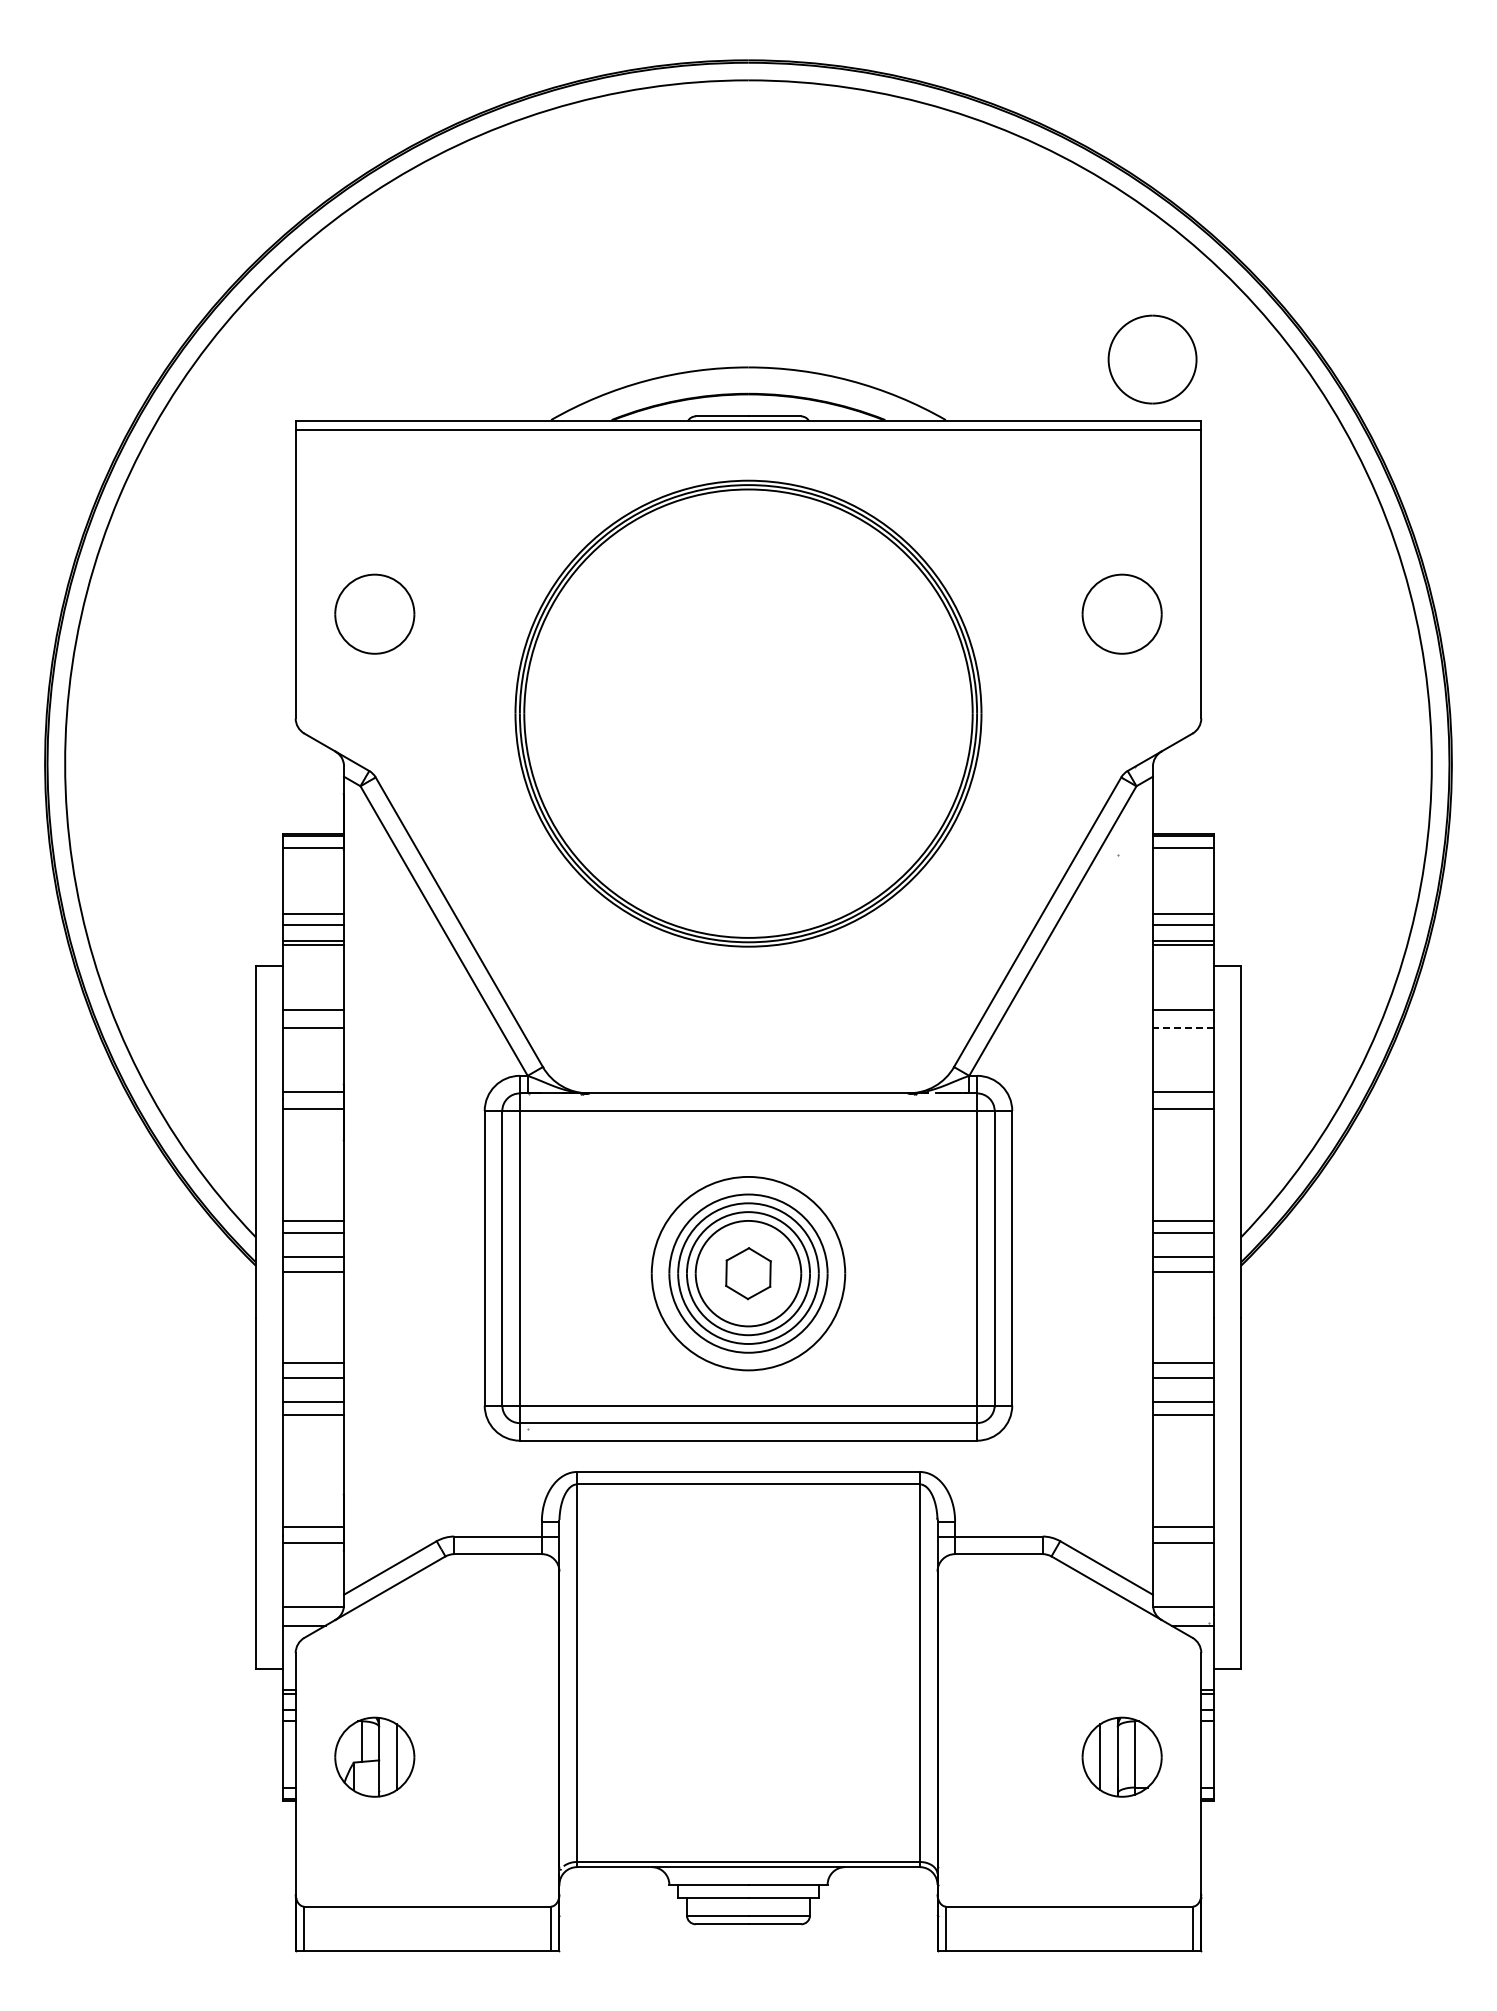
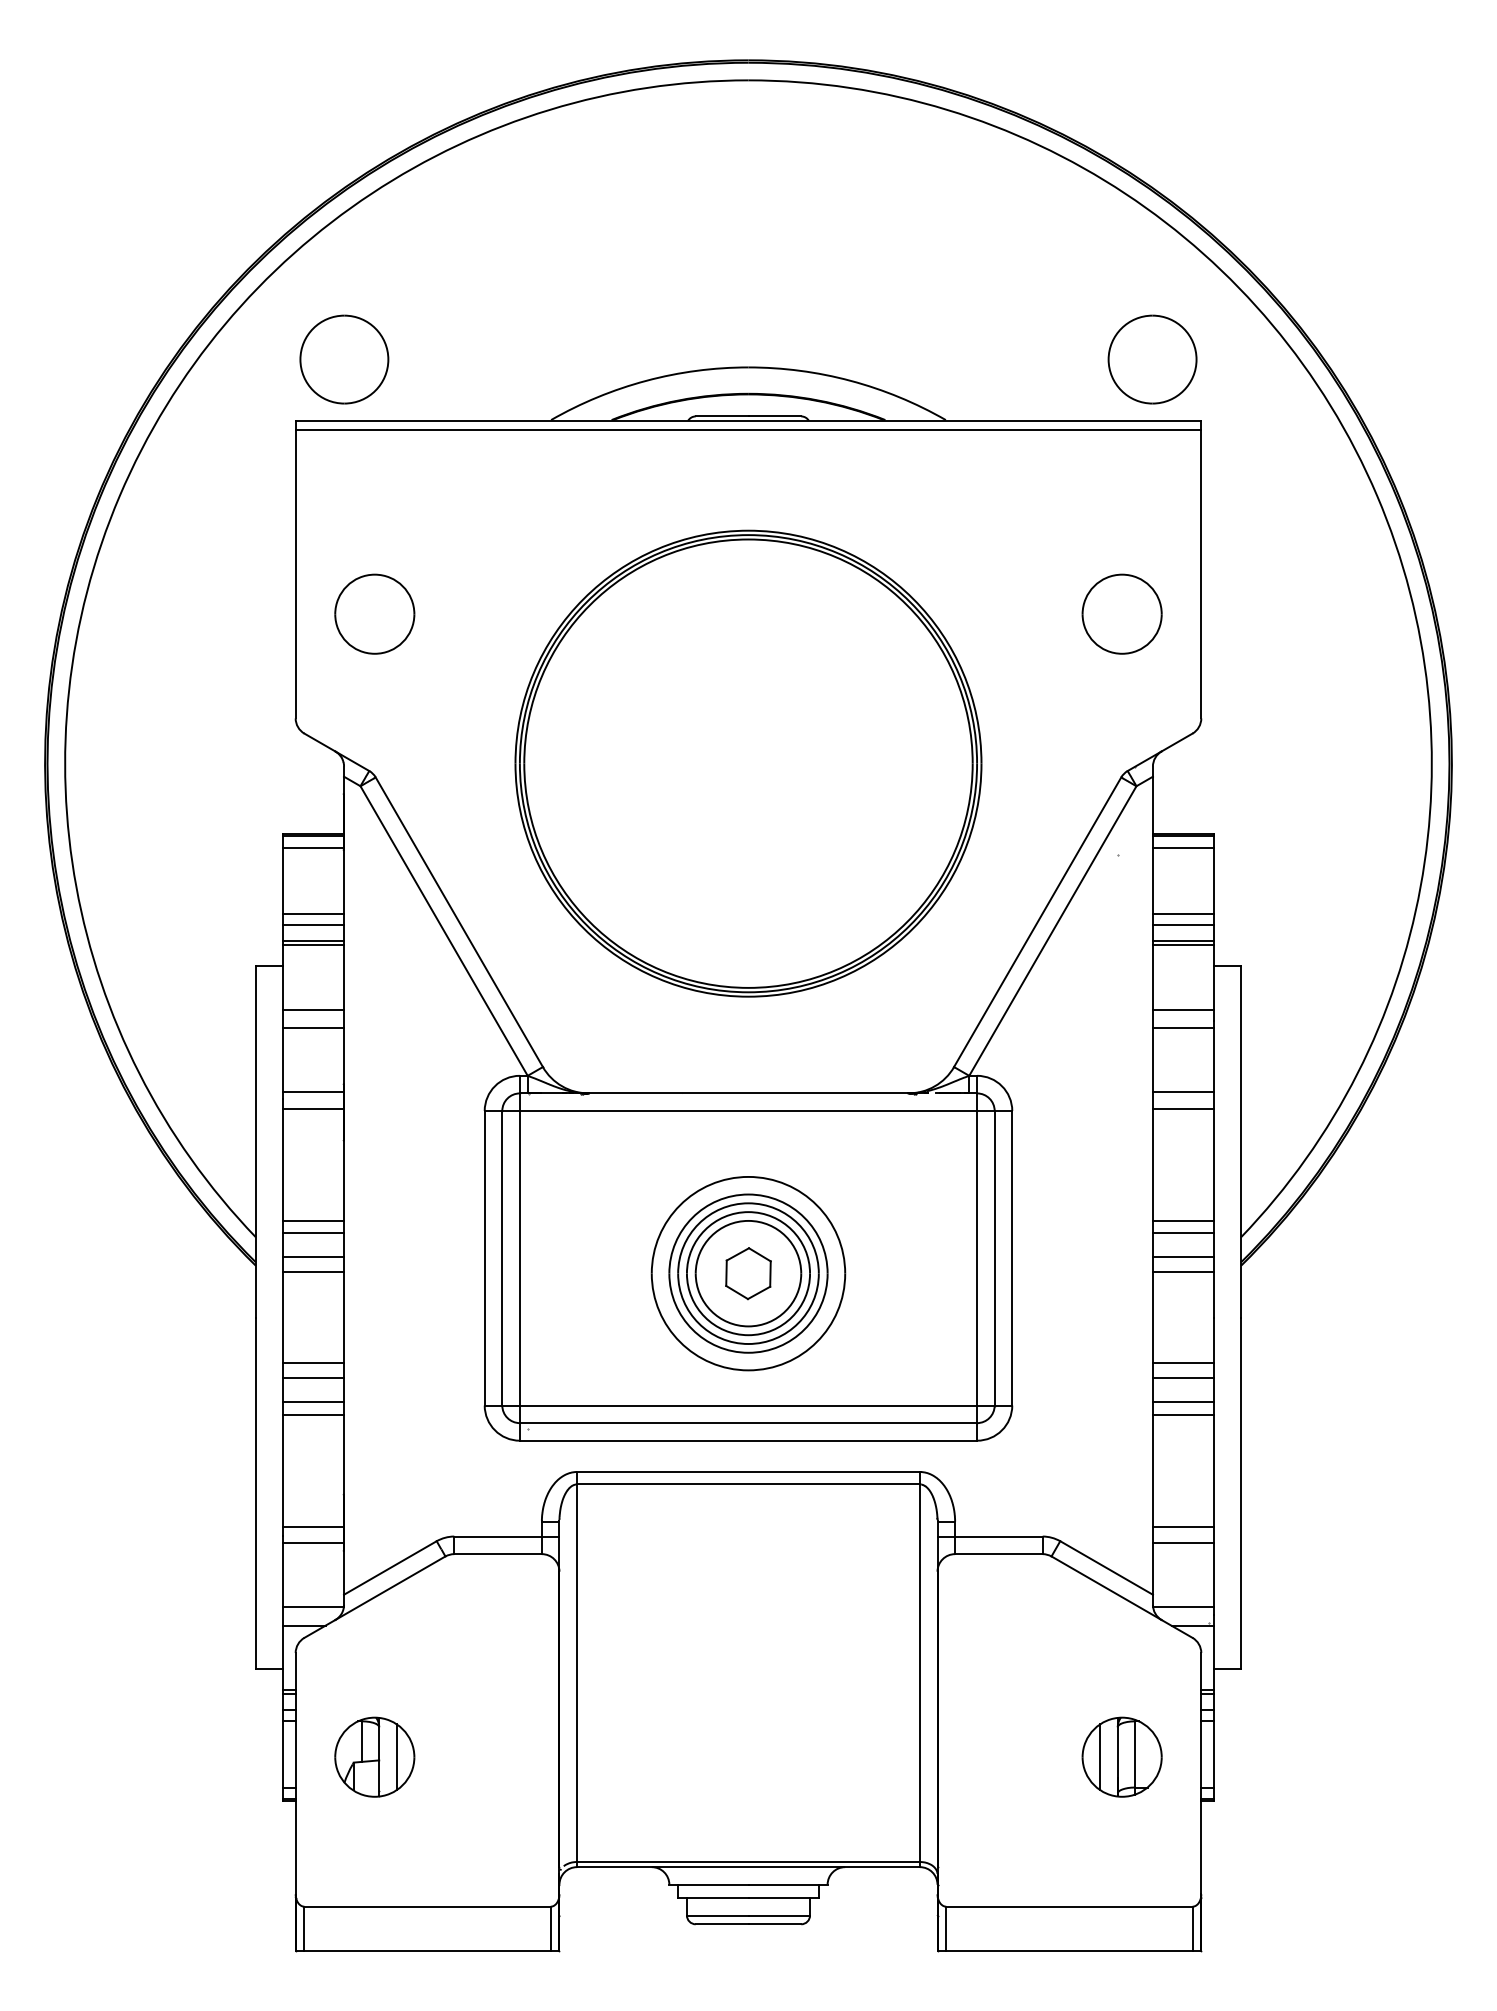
part: none -> present (344, 359)
part position: (748, 713) -> (748, 763) (748, 763)
line: dashed -> solid (1183, 1028)
